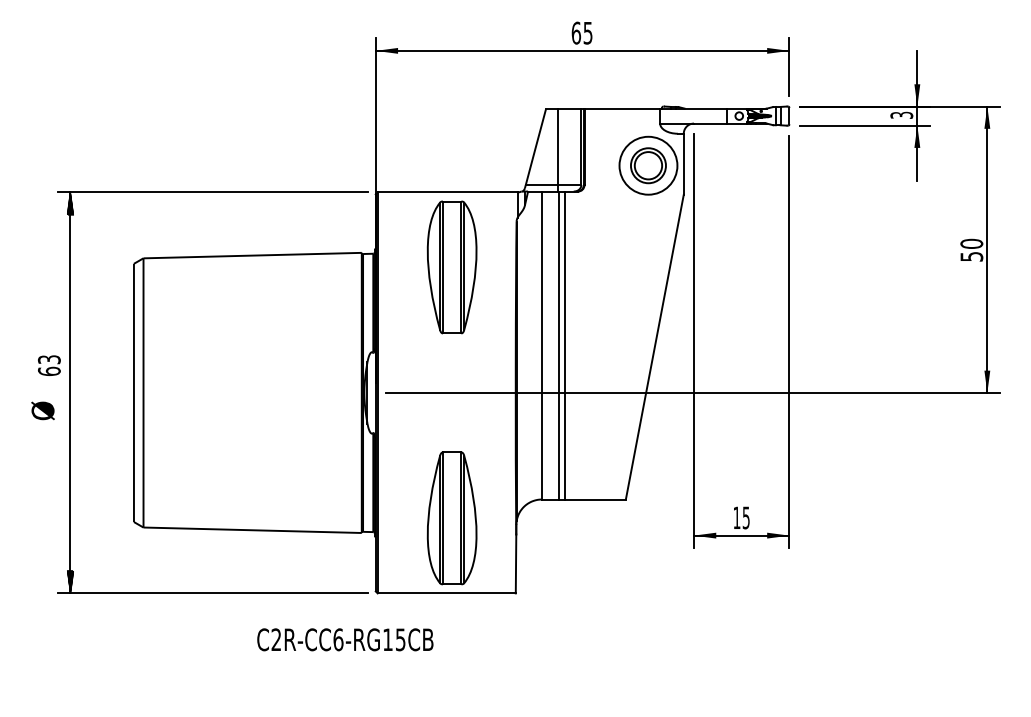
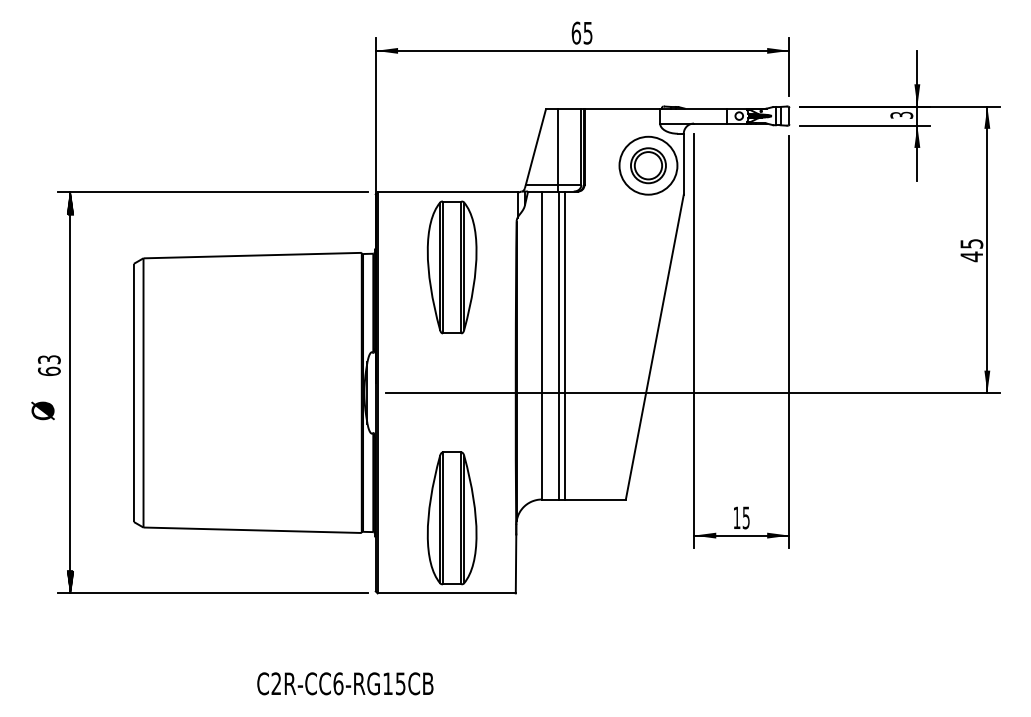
text: 50 -> 45 (971, 250)
text position: (345, 639) -> (345, 683) (345, 683)
